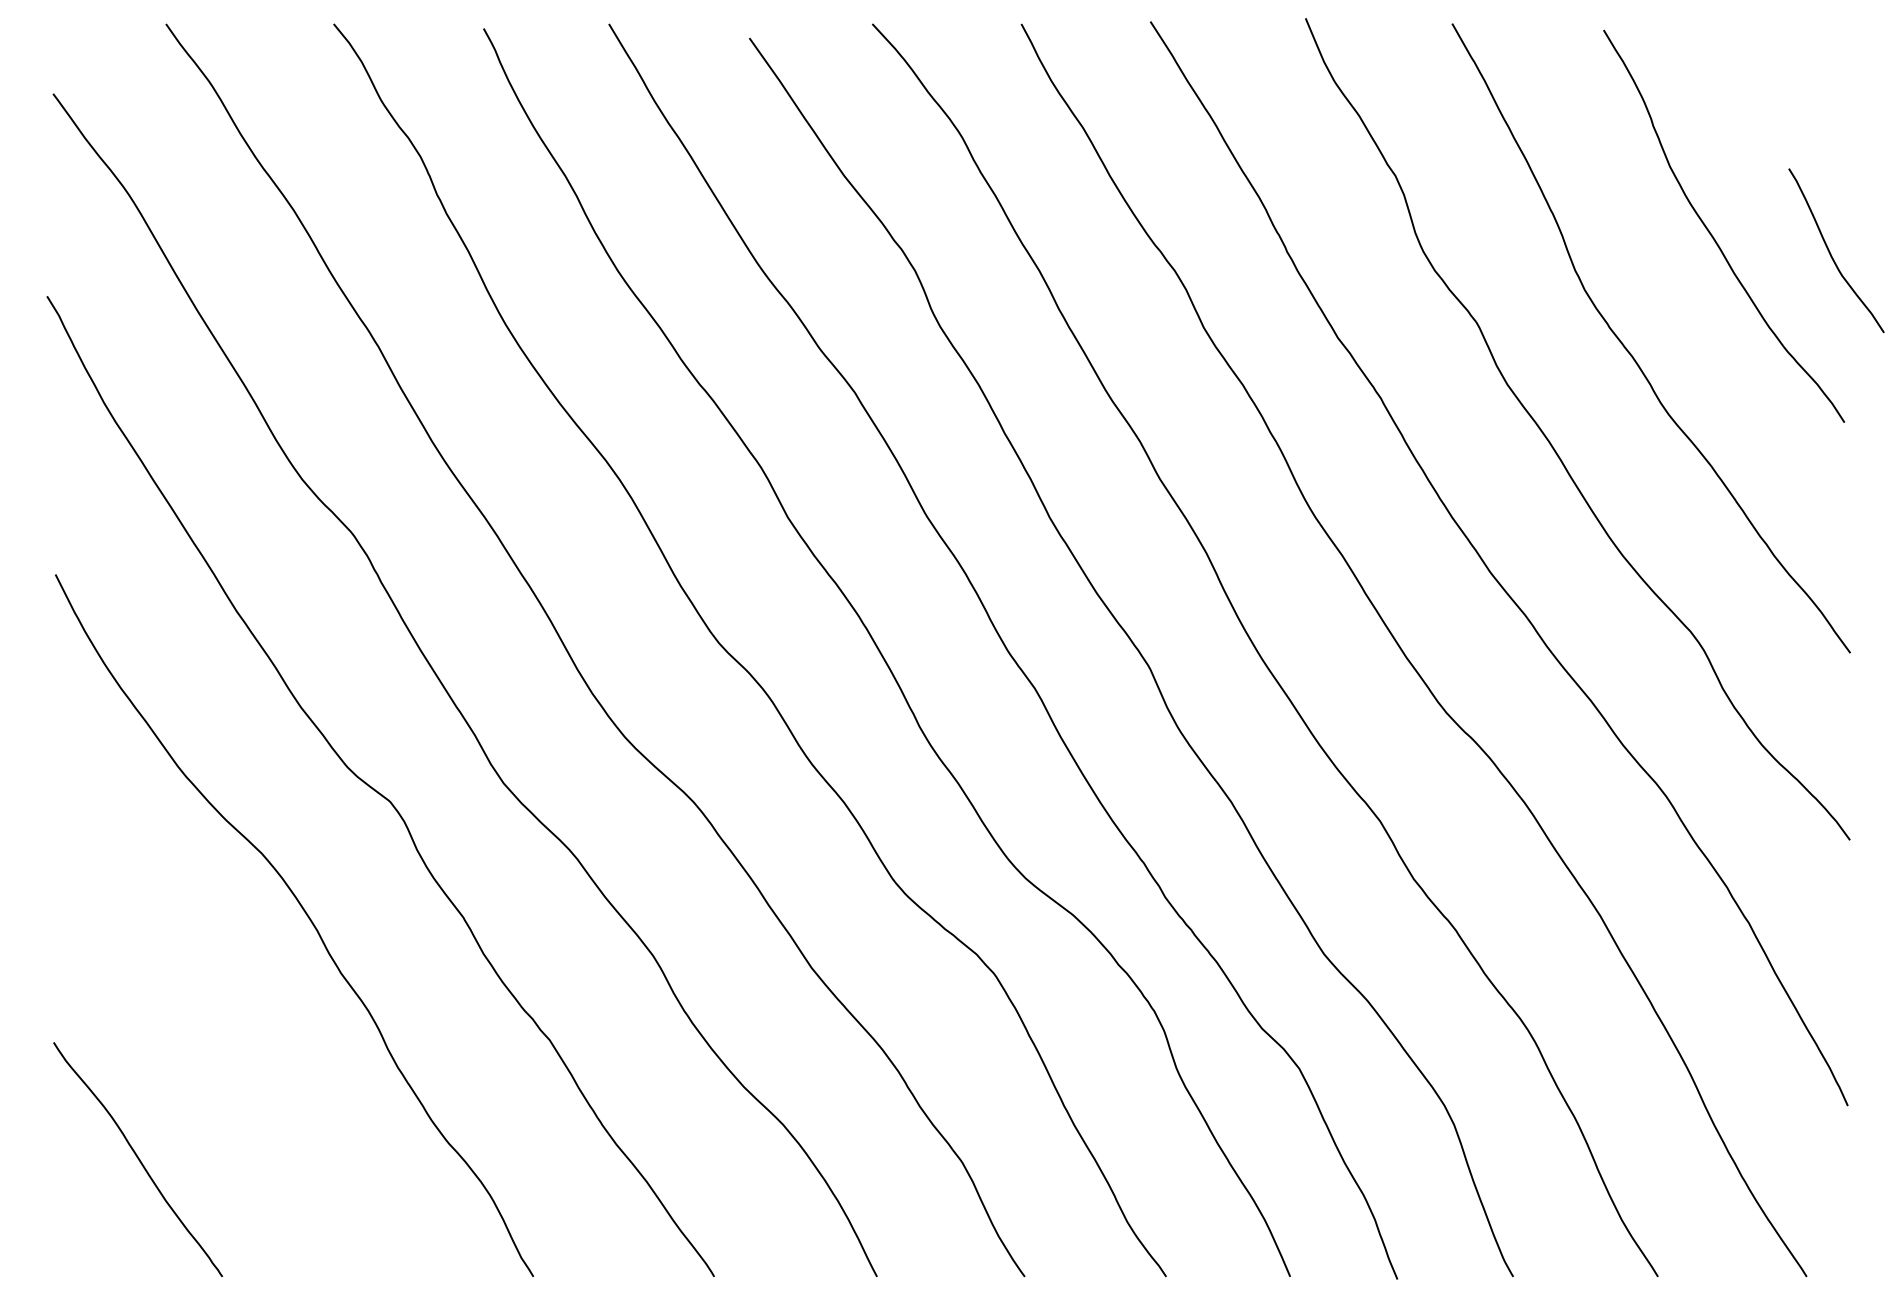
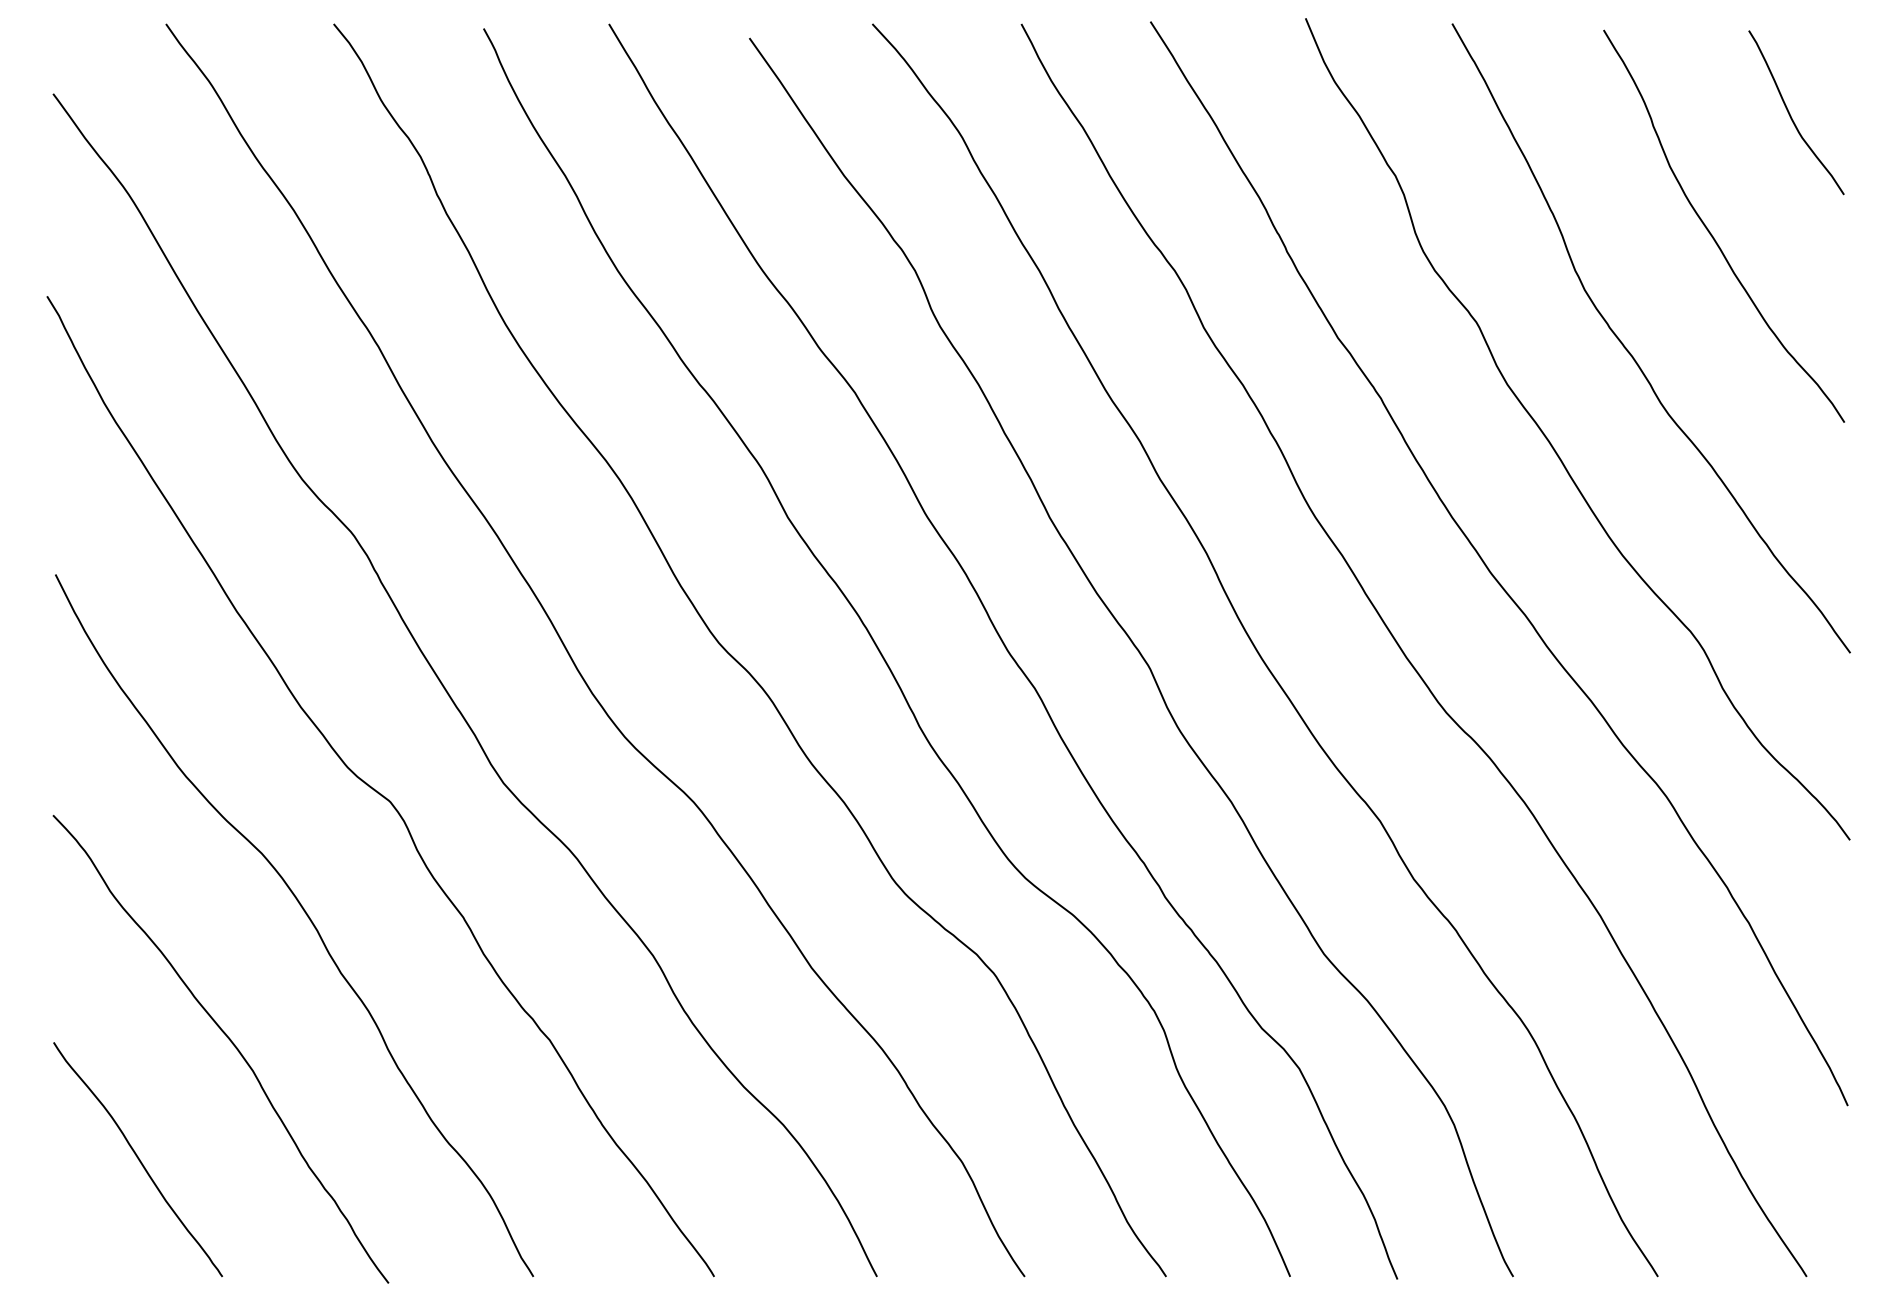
curve position: (1831, 253) -> (1791, 115) (1791, 115)
curve: none -> present (231, 1043)
